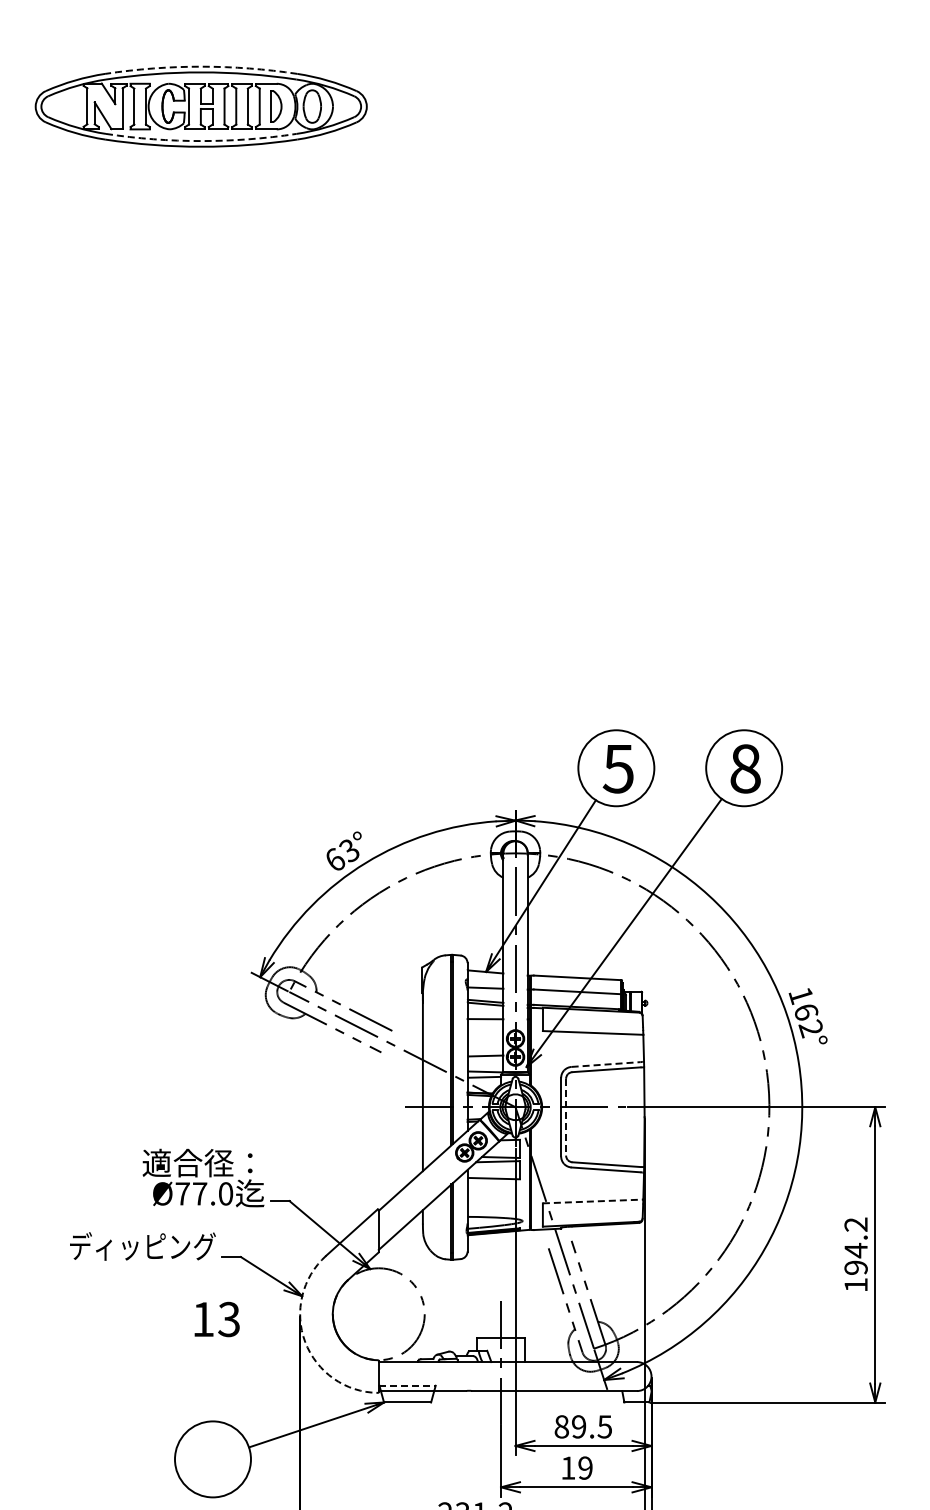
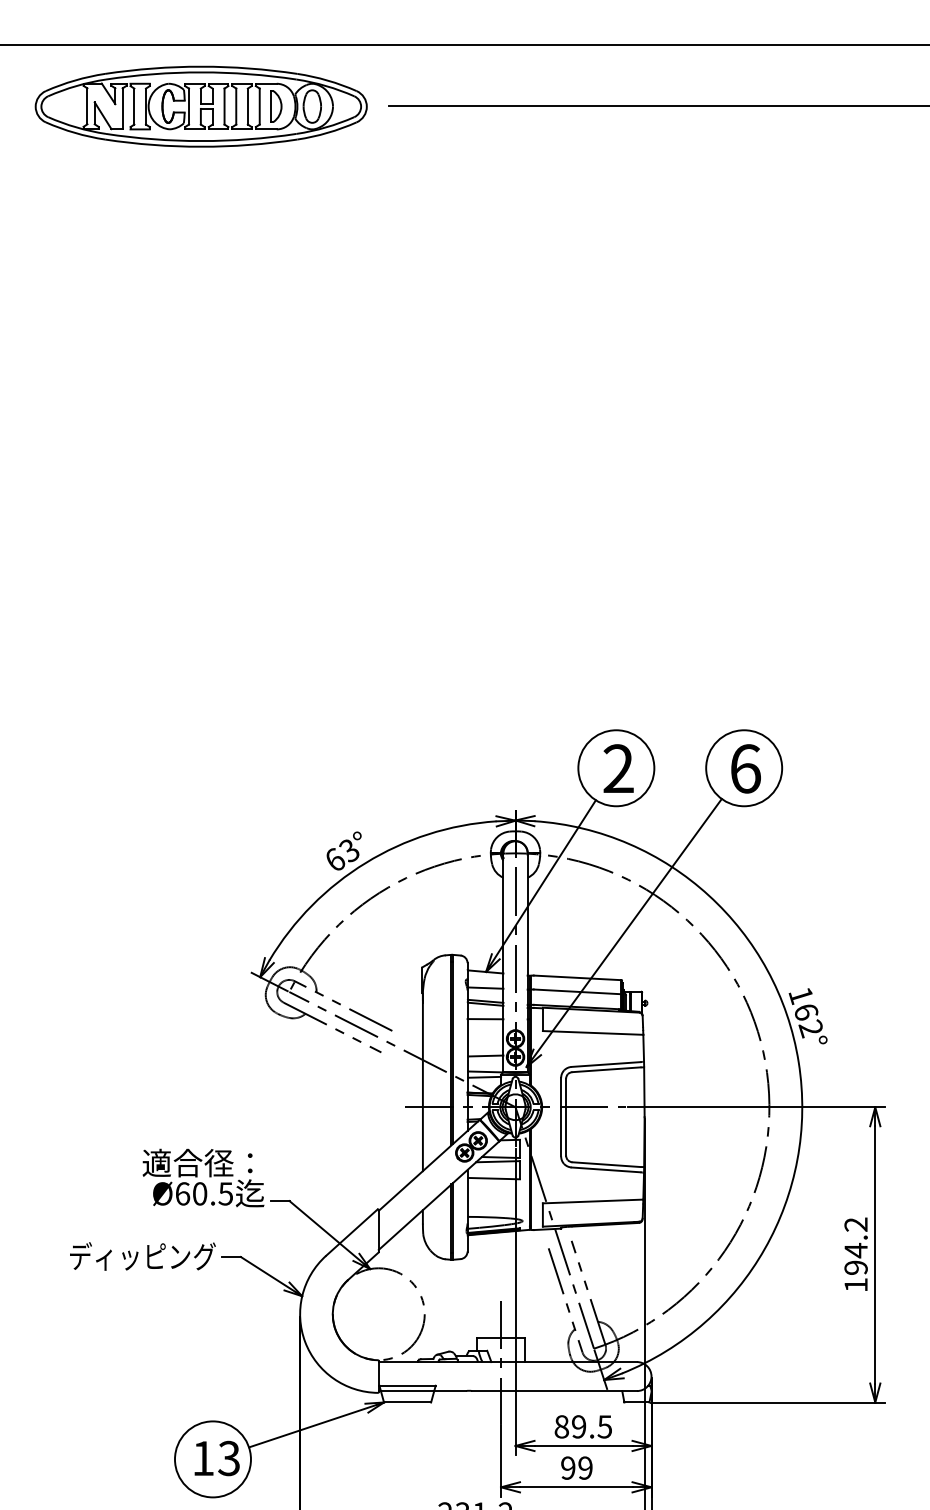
line: none -> present (464, 45)
arc: dashed -> solid (201, 66)
line: none -> present (657, 106)
arc: dashed -> solid (201, 141)
text: 5 -> 2 (617, 768)
text: 8 -> 6 (745, 768)
line: dashed -> solid (606, 1064)
line: dashed -> solid (566, 1117)
text: Ø77.0 -> Ø60.5 (204, 1193)
line: dashed -> solid (593, 1201)
text position: (142, 1246) -> (142, 1256) (142, 1256)
text position: (216, 1319) -> (216, 1458) (216, 1458)
arc: dashed -> solid (305, 1342)
line: dashed -> solid (408, 1385)
text: 19 -> 99 (568, 1467)
